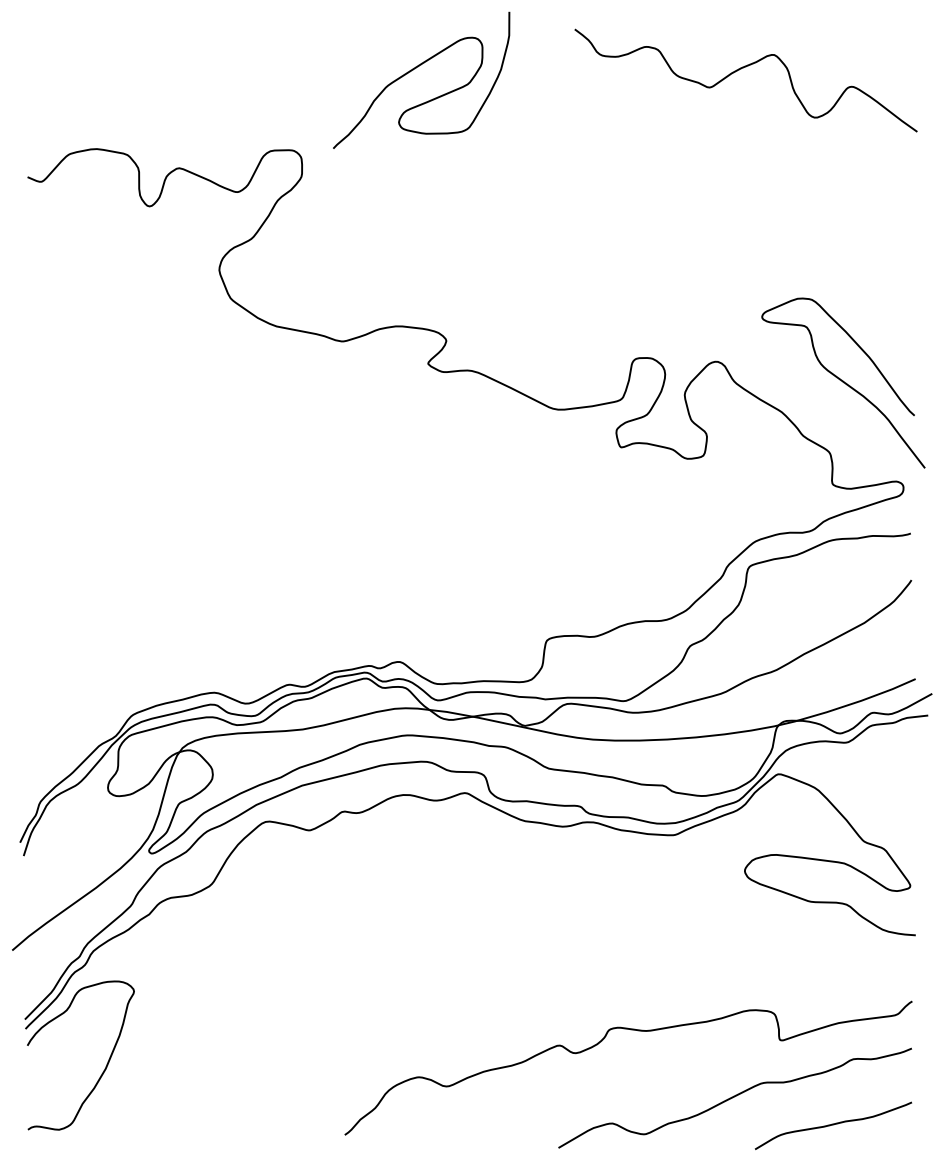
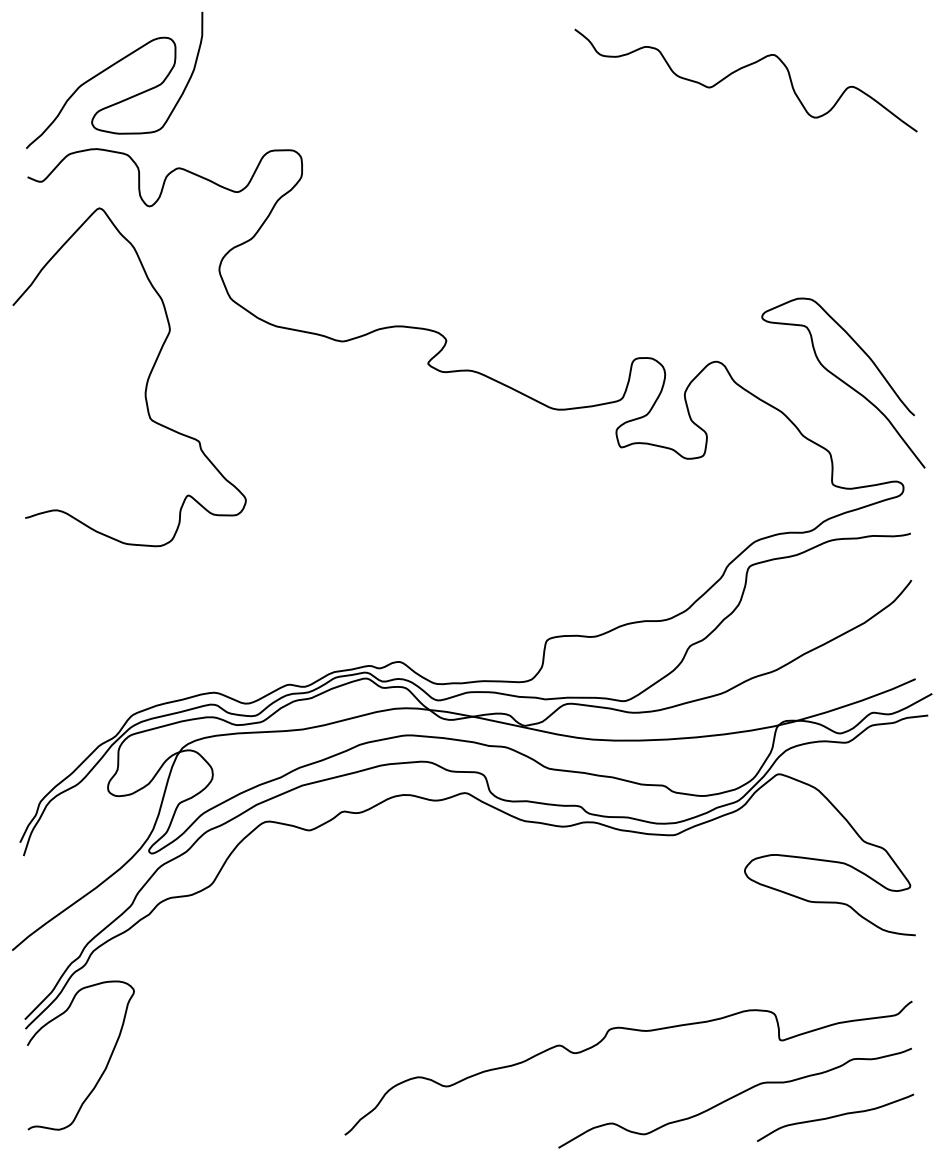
curve position: (413, 70) -> (106, 70) (106, 70)
curve: none -> present (146, 381)
curve position: (833, 1125) -> (835, 1117) (835, 1117)
